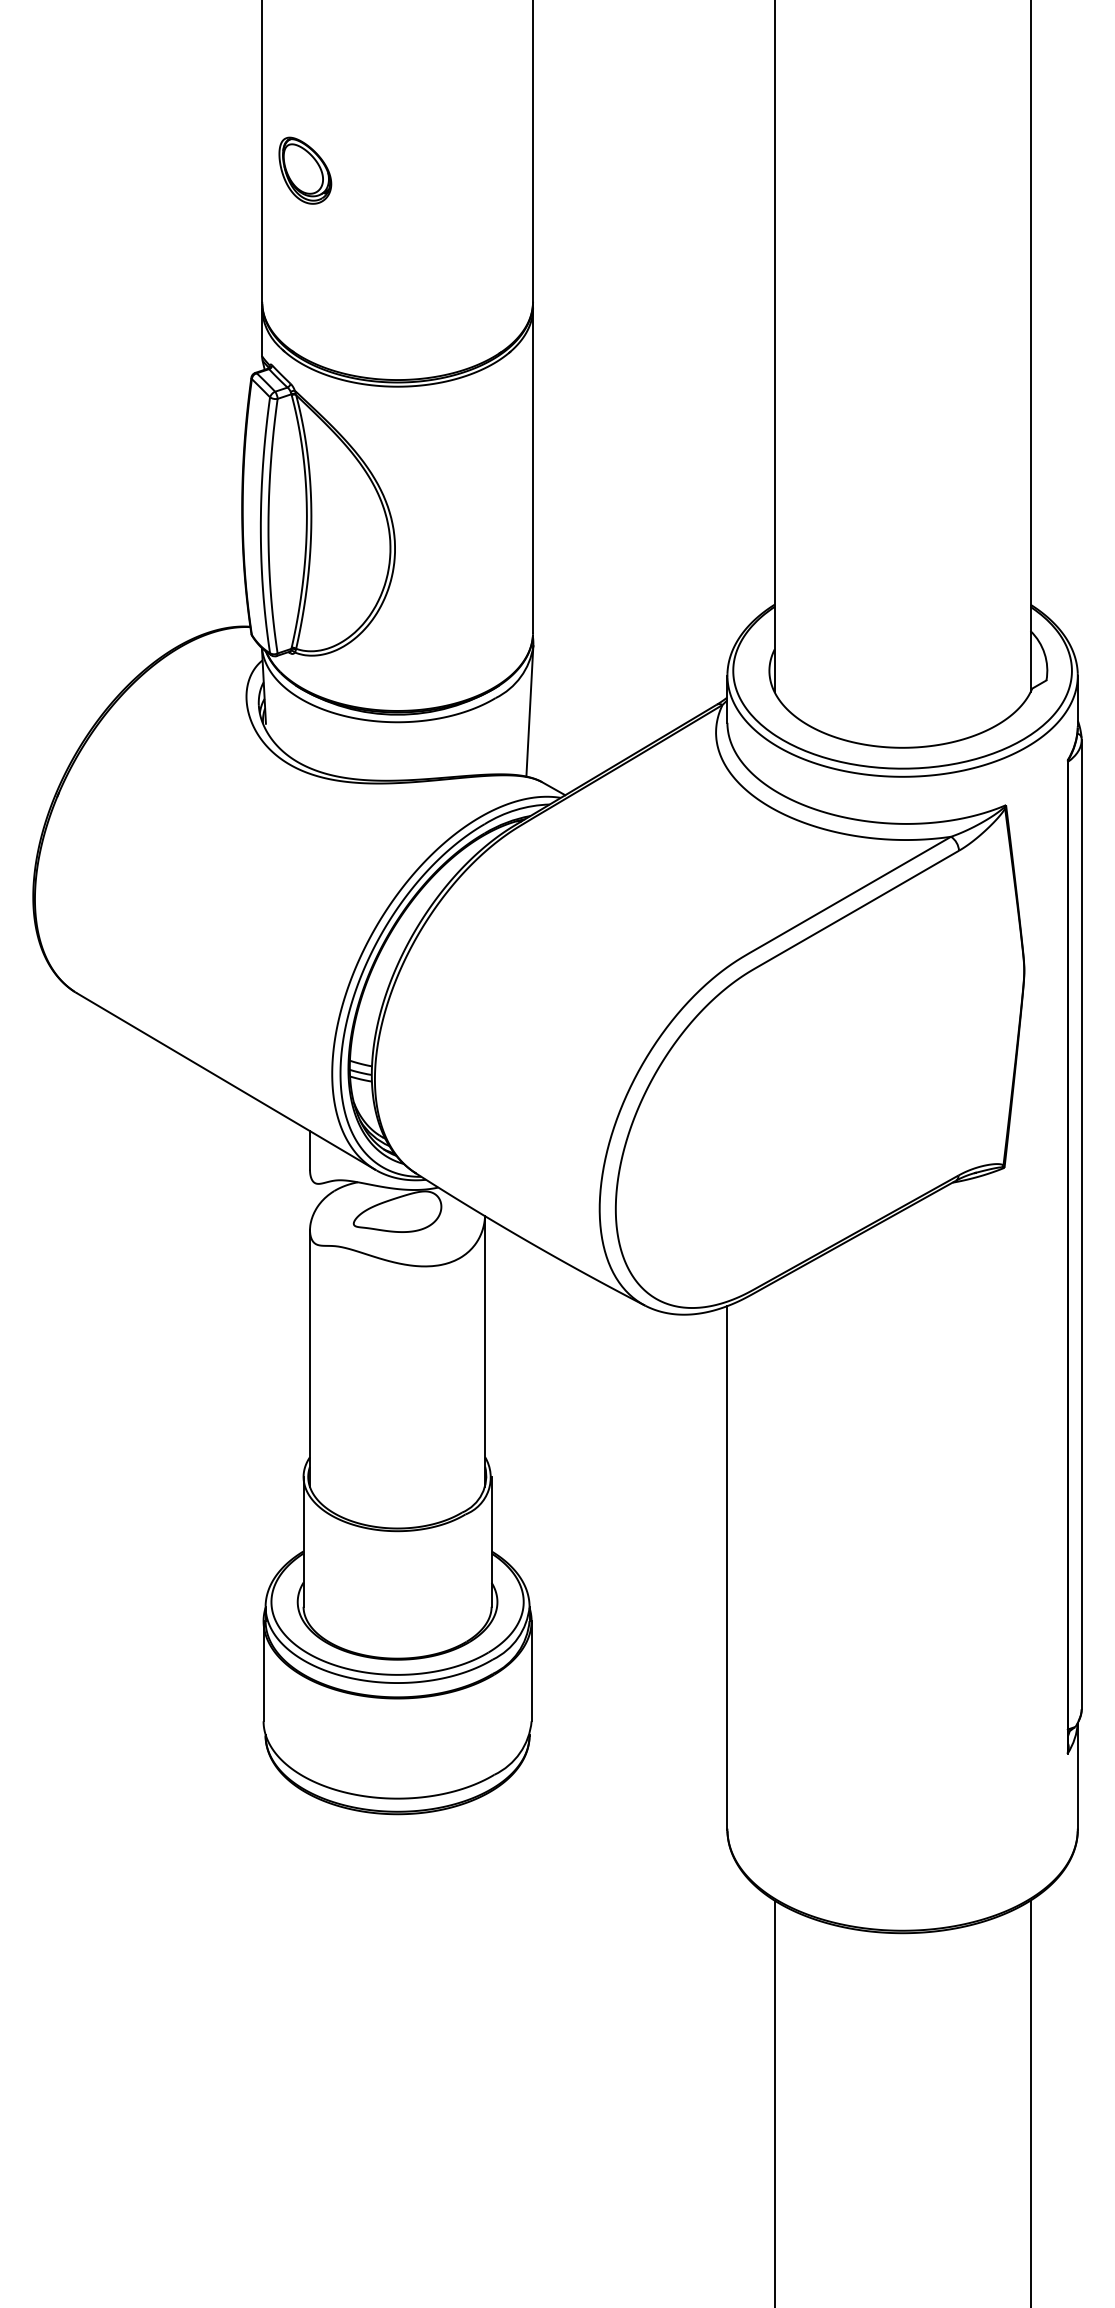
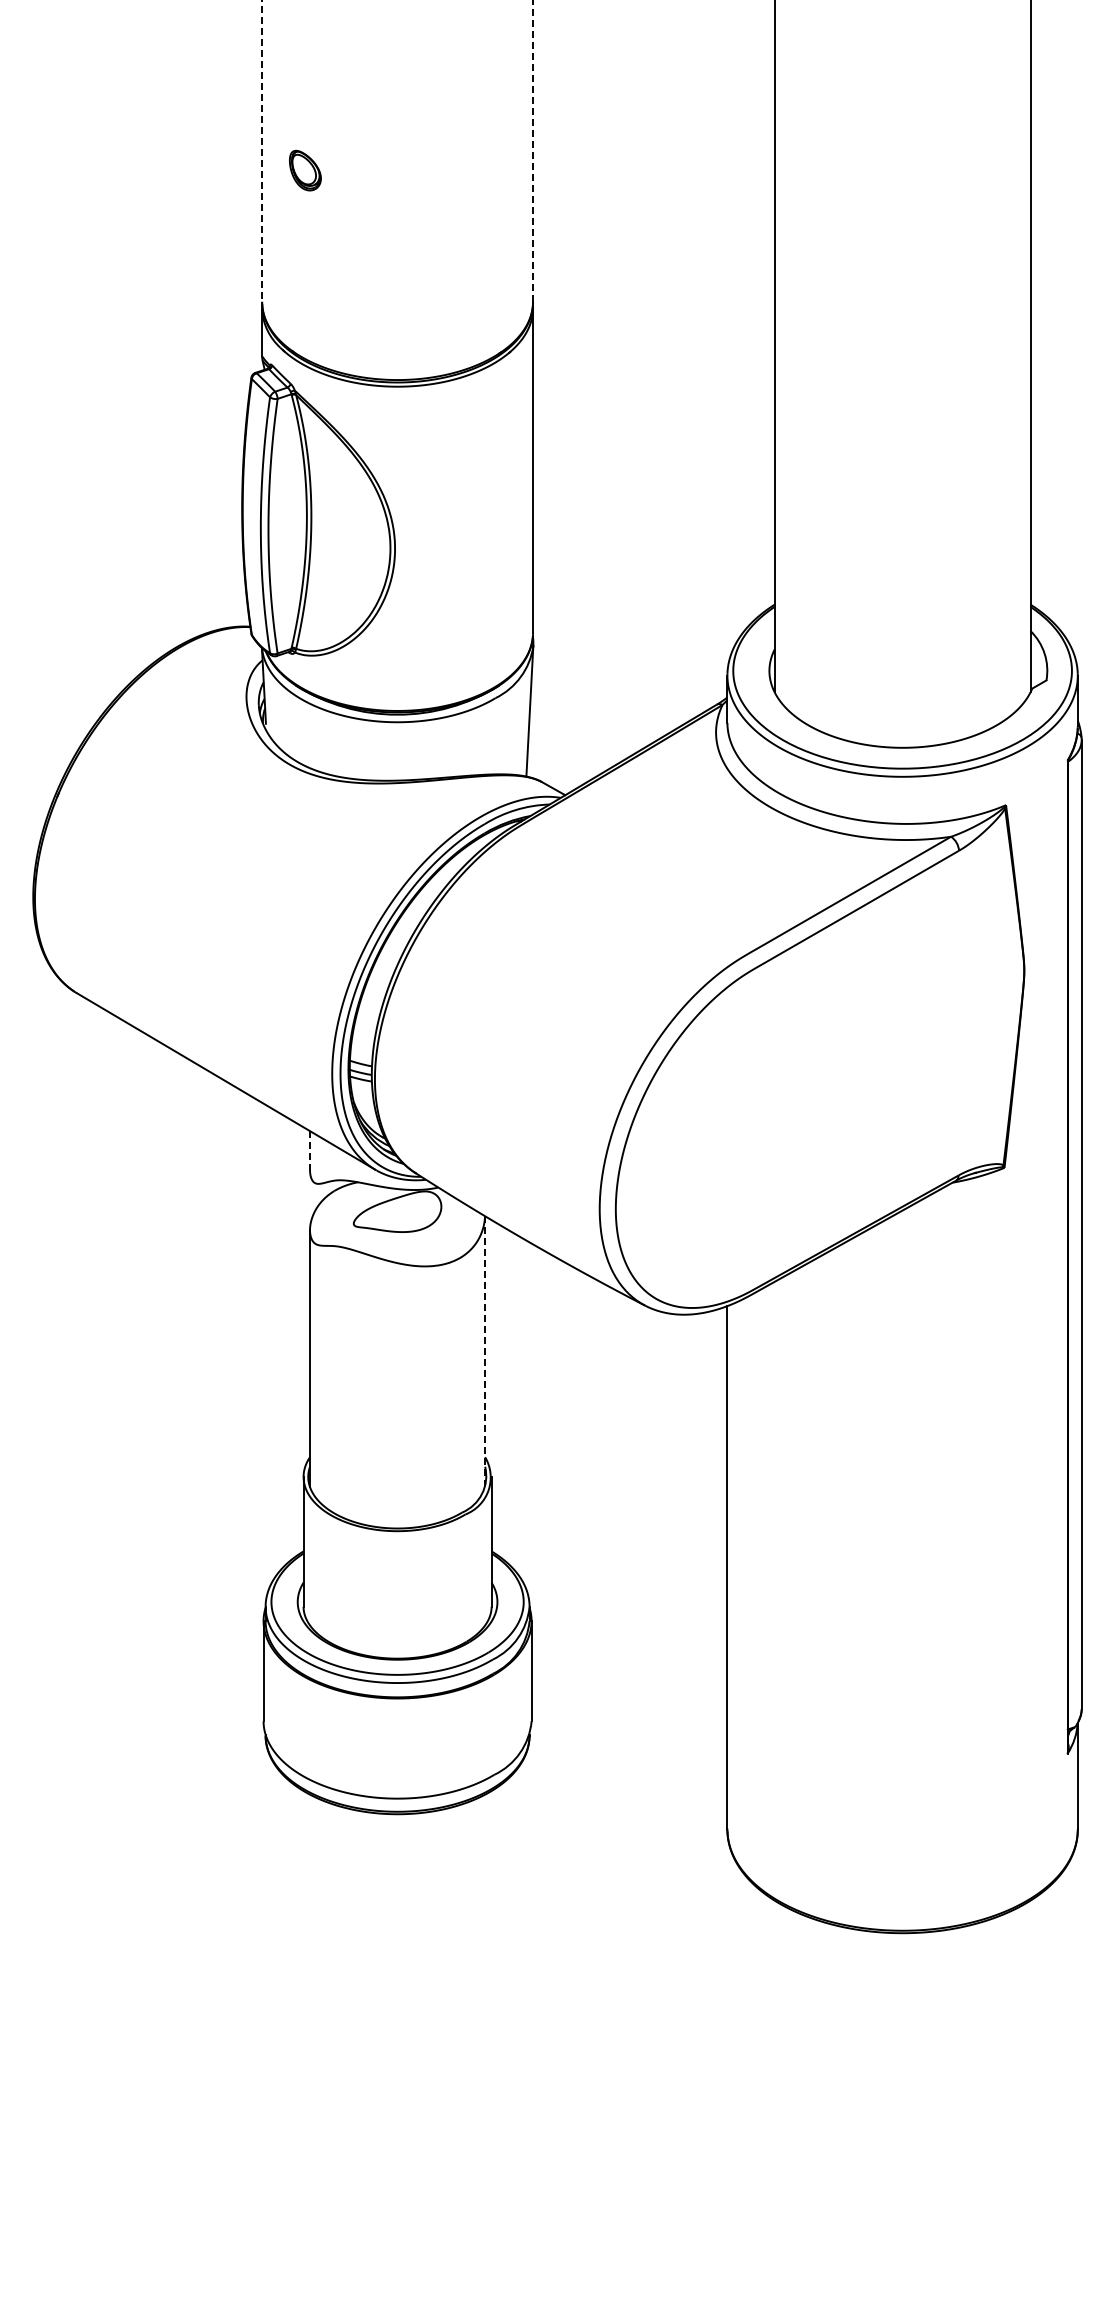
line: solid -> dashed (262, 151)
line: solid -> dashed (533, 151)
part size: 55x69 px -> 33x43 px (305, 170)
line: solid -> dashed (310, 1150)
line: solid -> dashed (485, 1351)
line: present -> none (774, 2102)
line: present -> none (1030, 2102)
